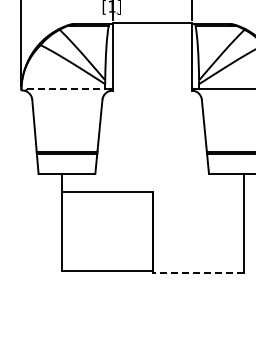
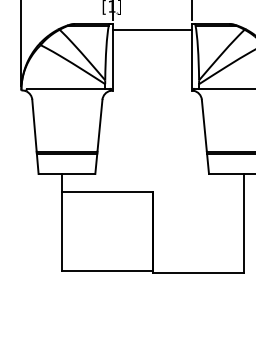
line position: (151, 23) -> (151, 30) (151, 30)
line: dashed -> solid (66, 88)
line: dashed -> solid (198, 273)
